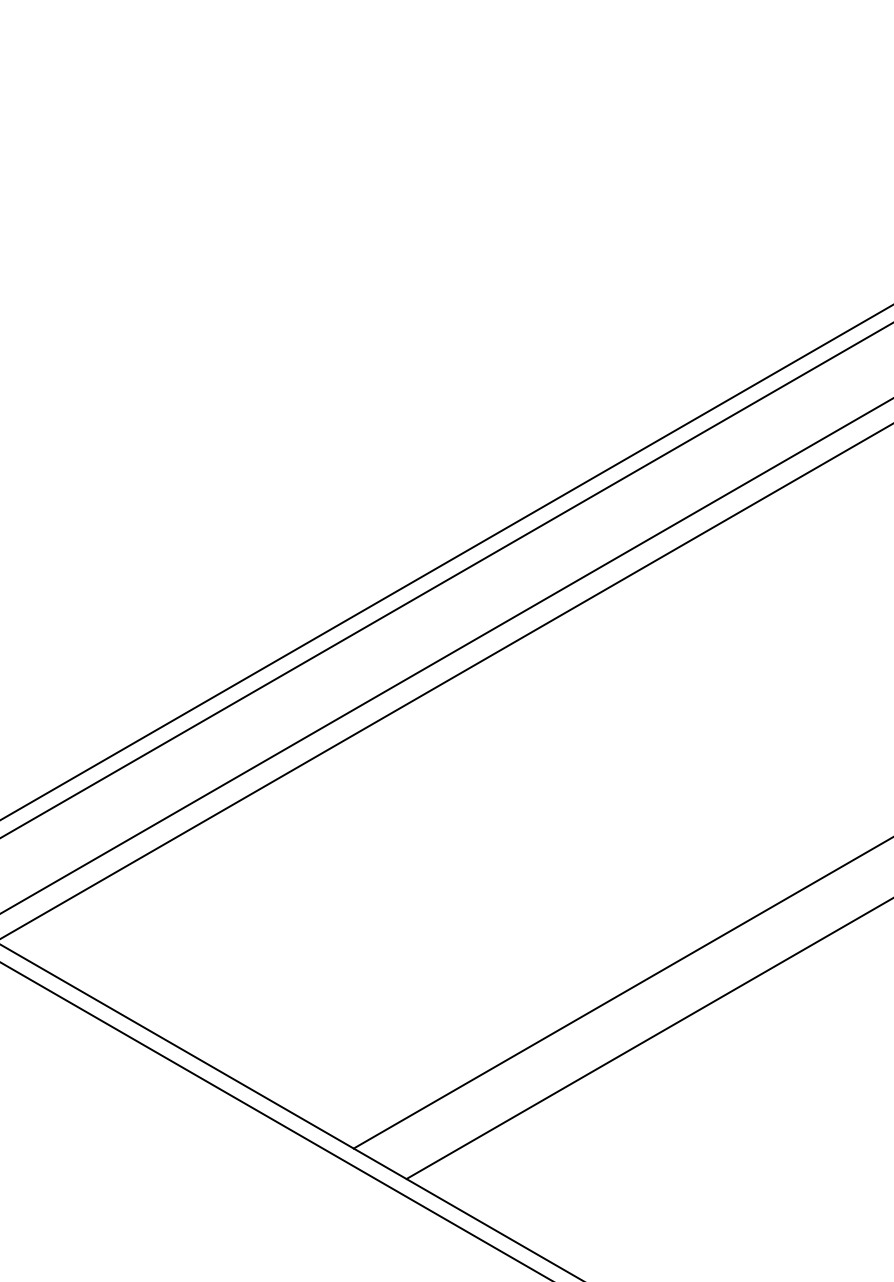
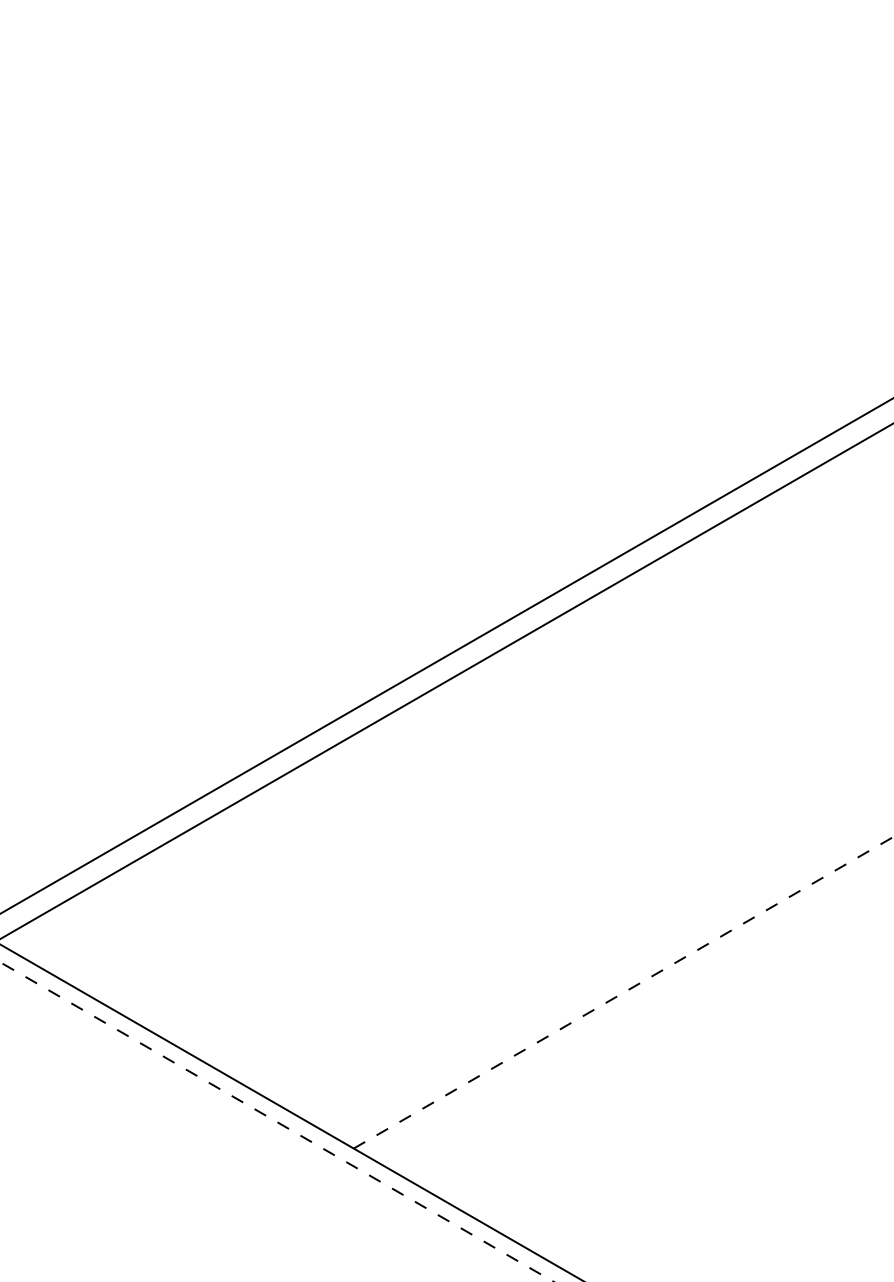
line: present -> none (446, 562)
line: present -> none (446, 580)
line: solid -> dashed (623, 992)
line: present -> none (648, 1038)
line: solid -> dashed (276, 1121)
